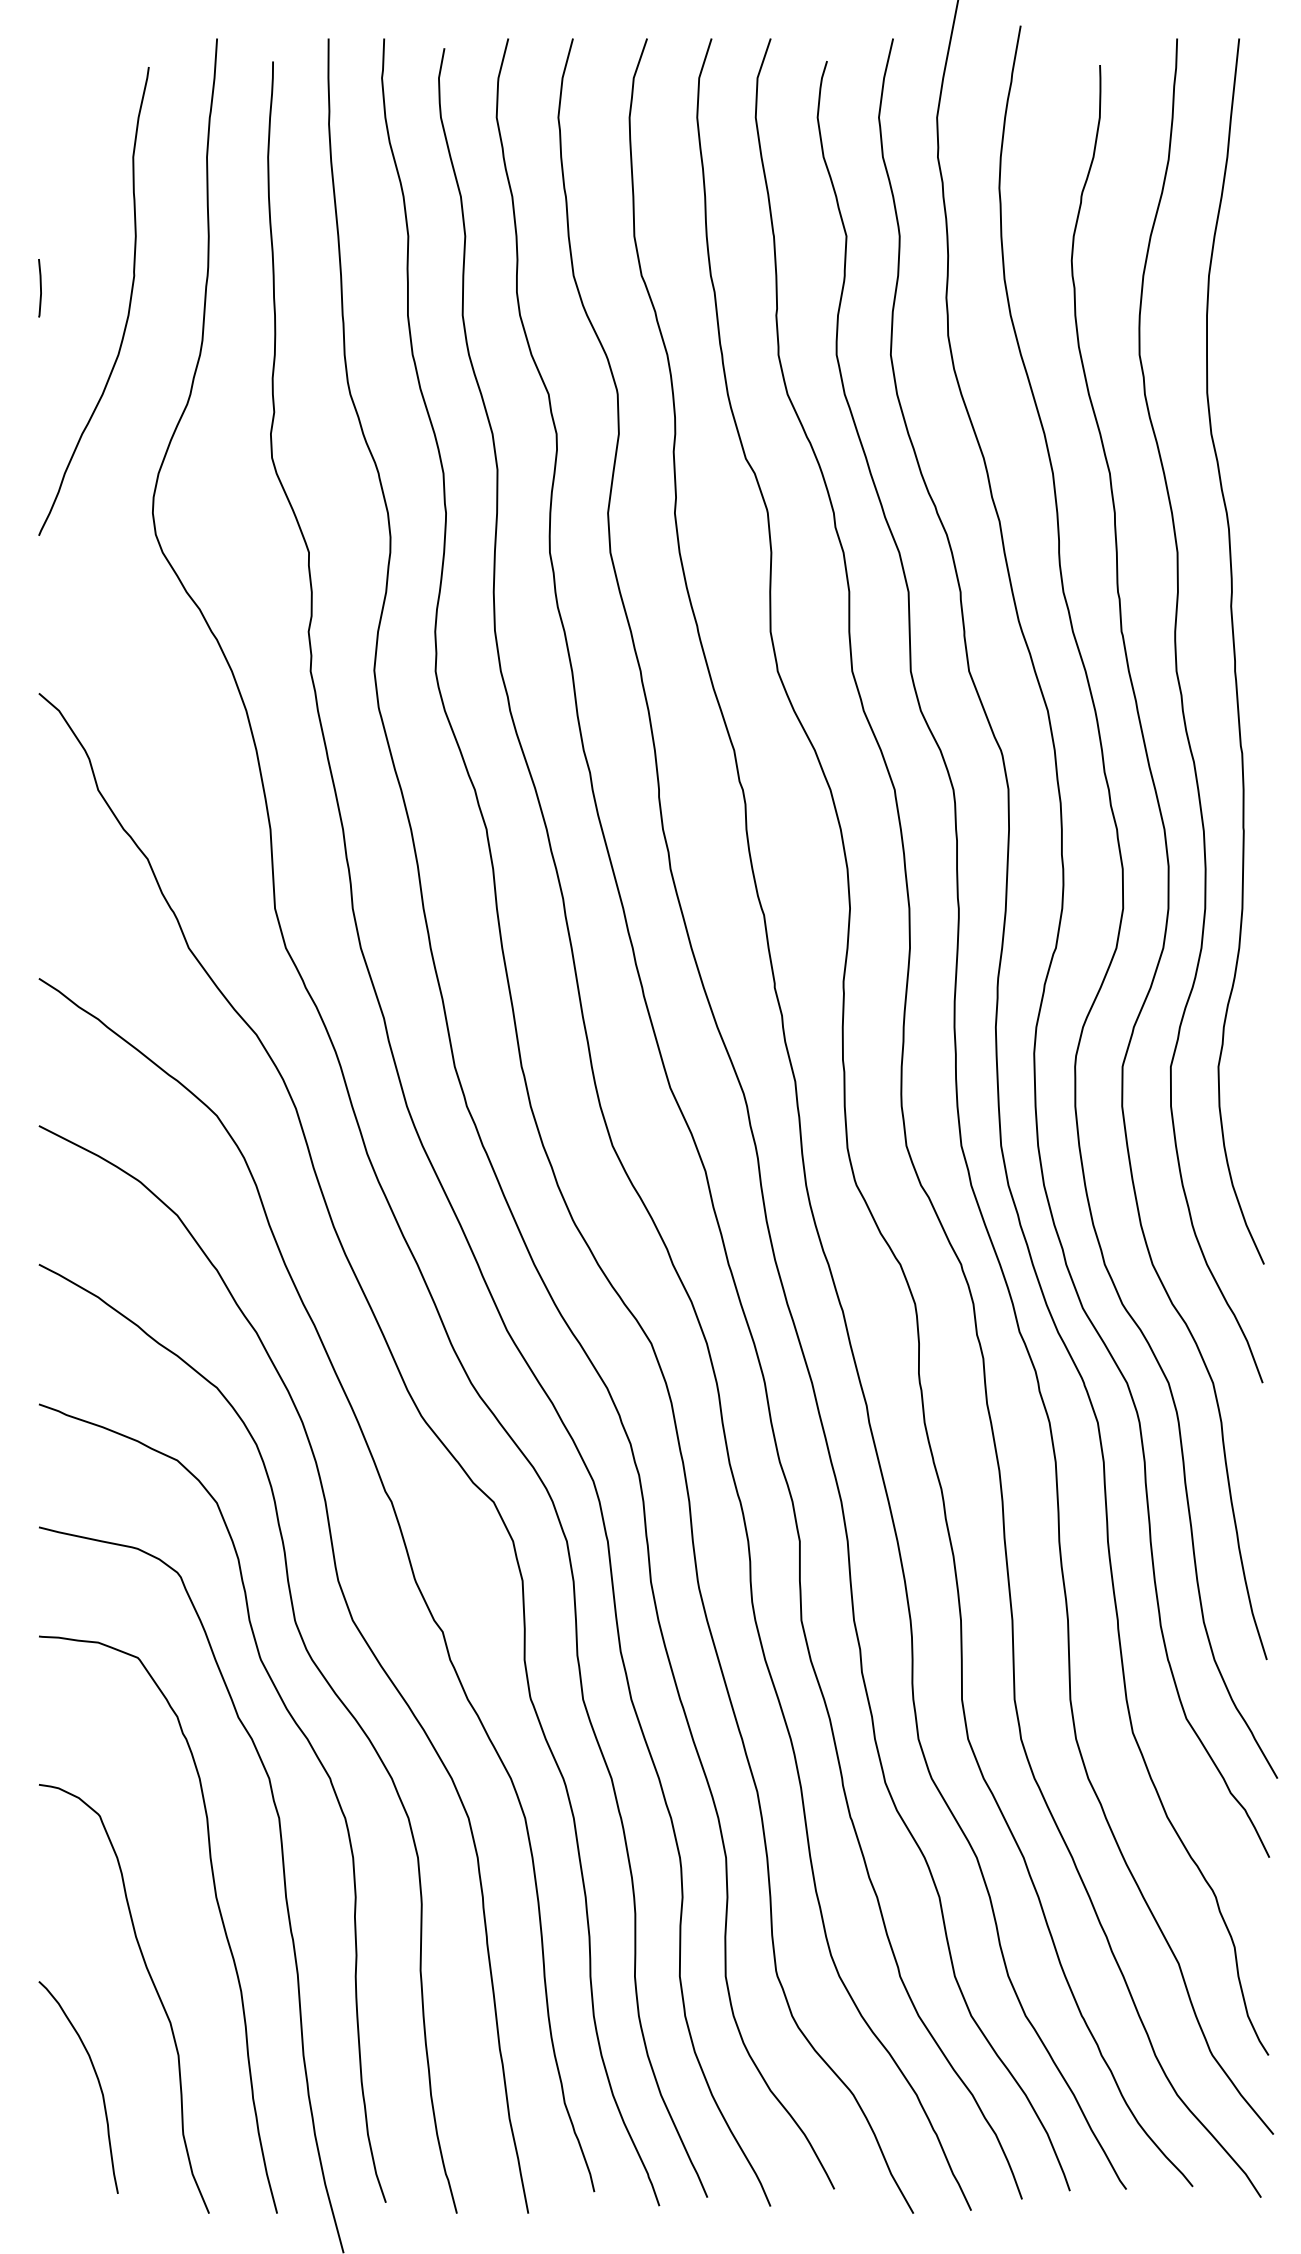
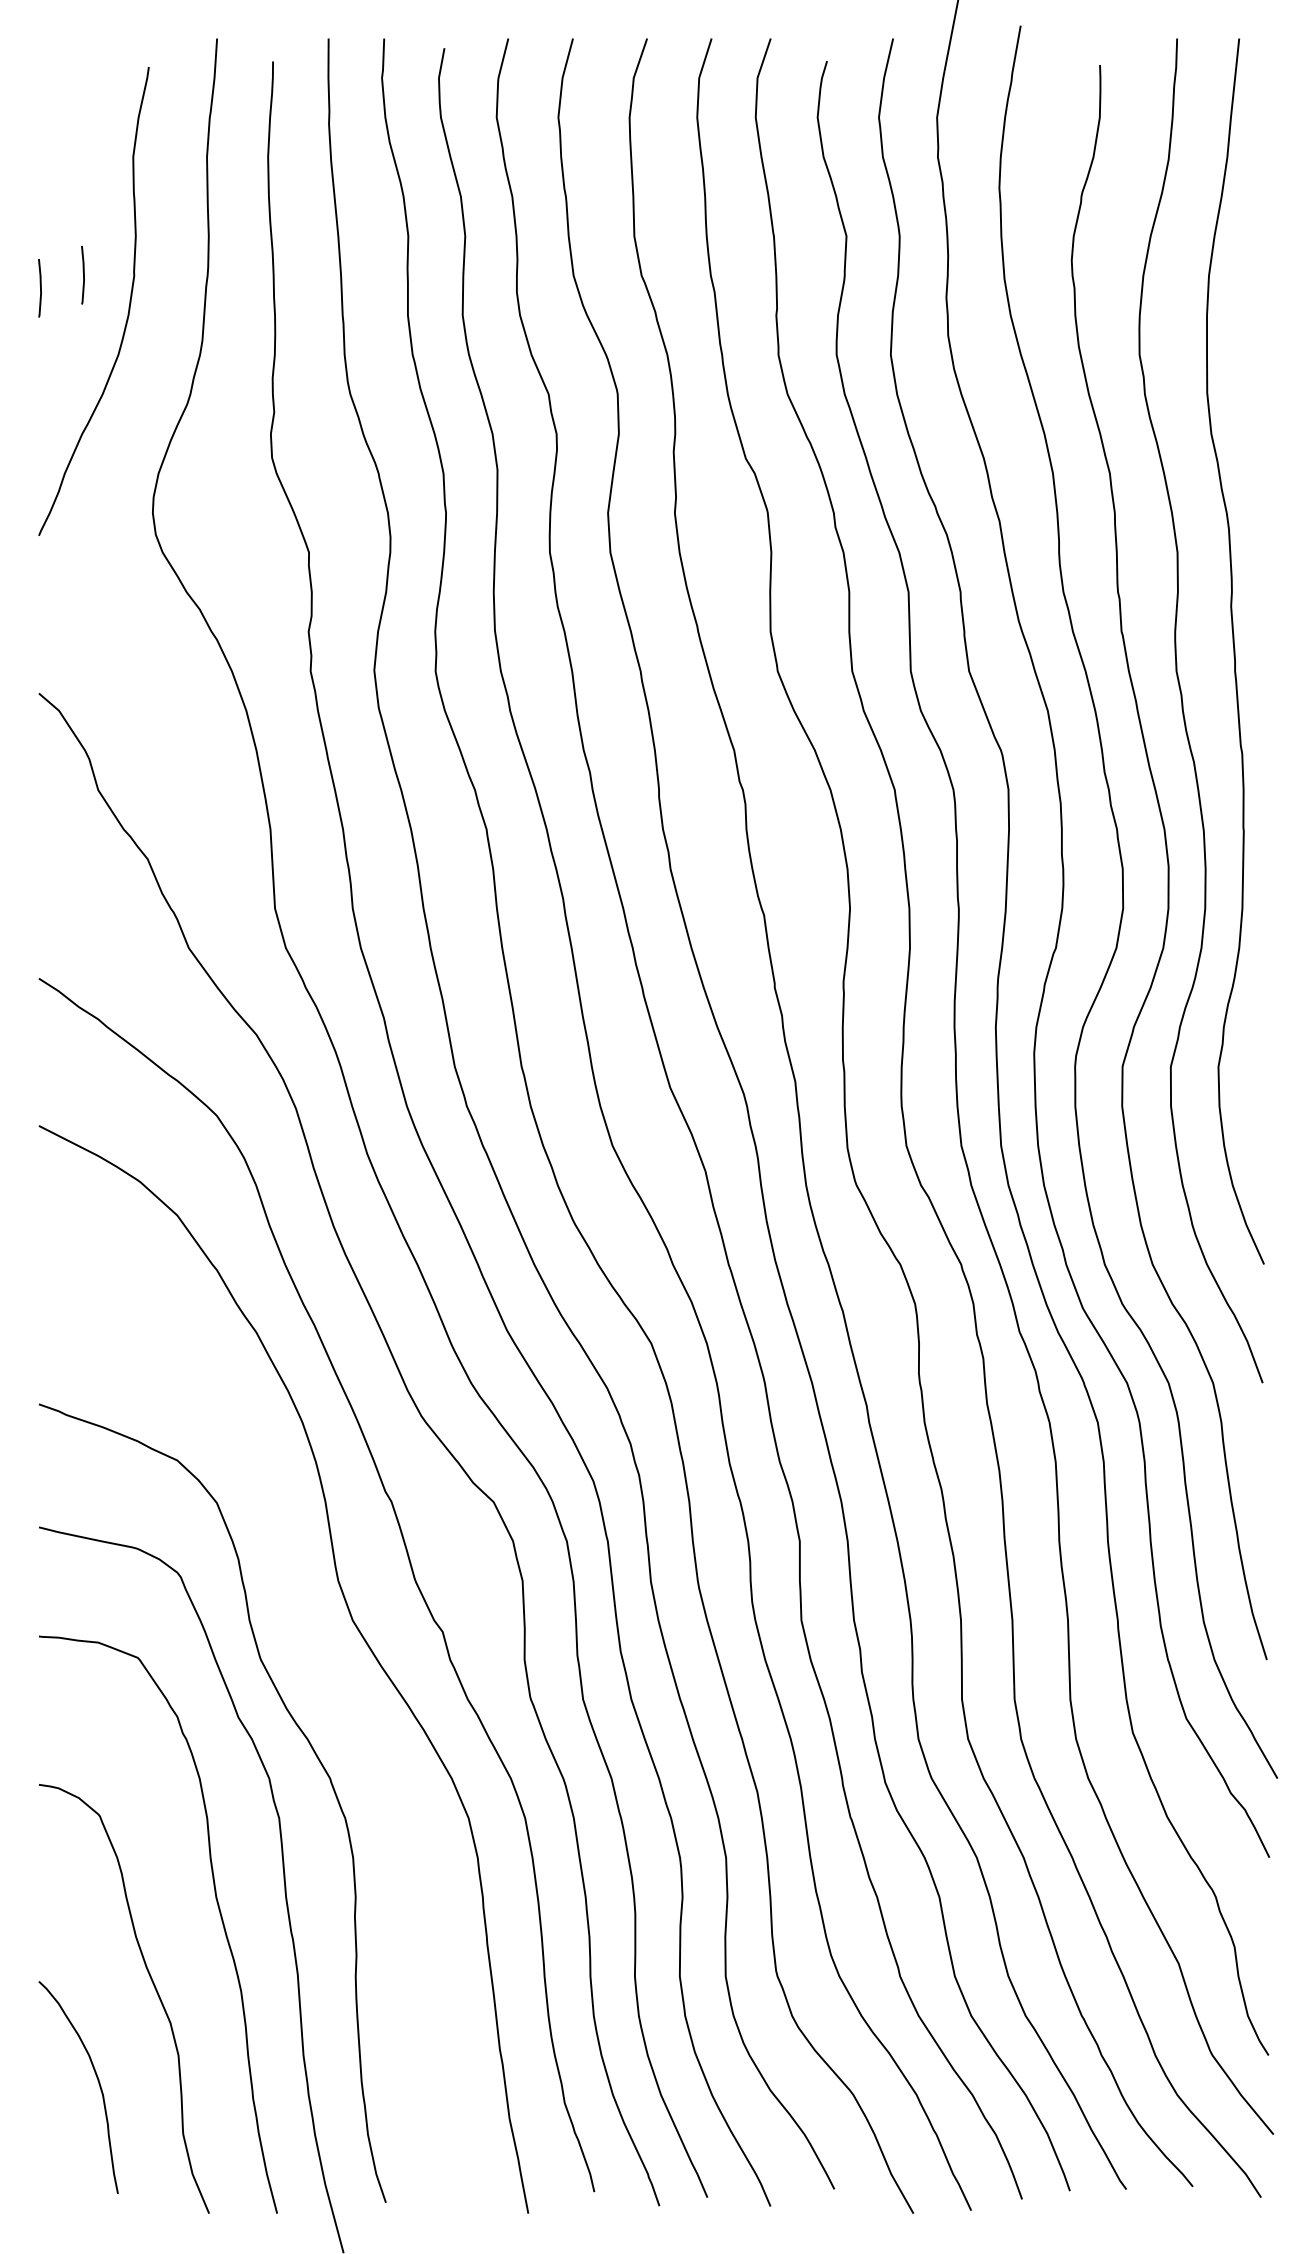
line: none -> present (83, 275)
curve: present -> none (325, 1681)
